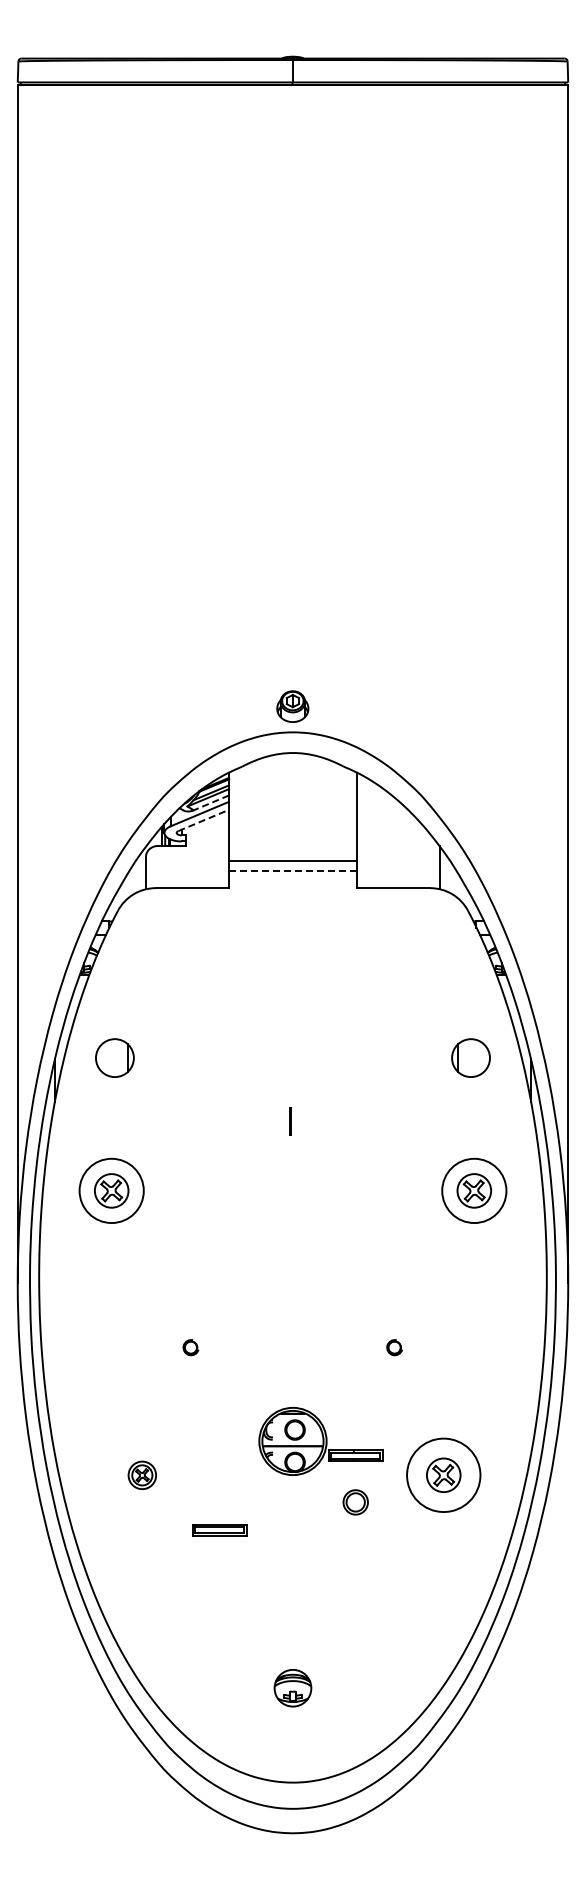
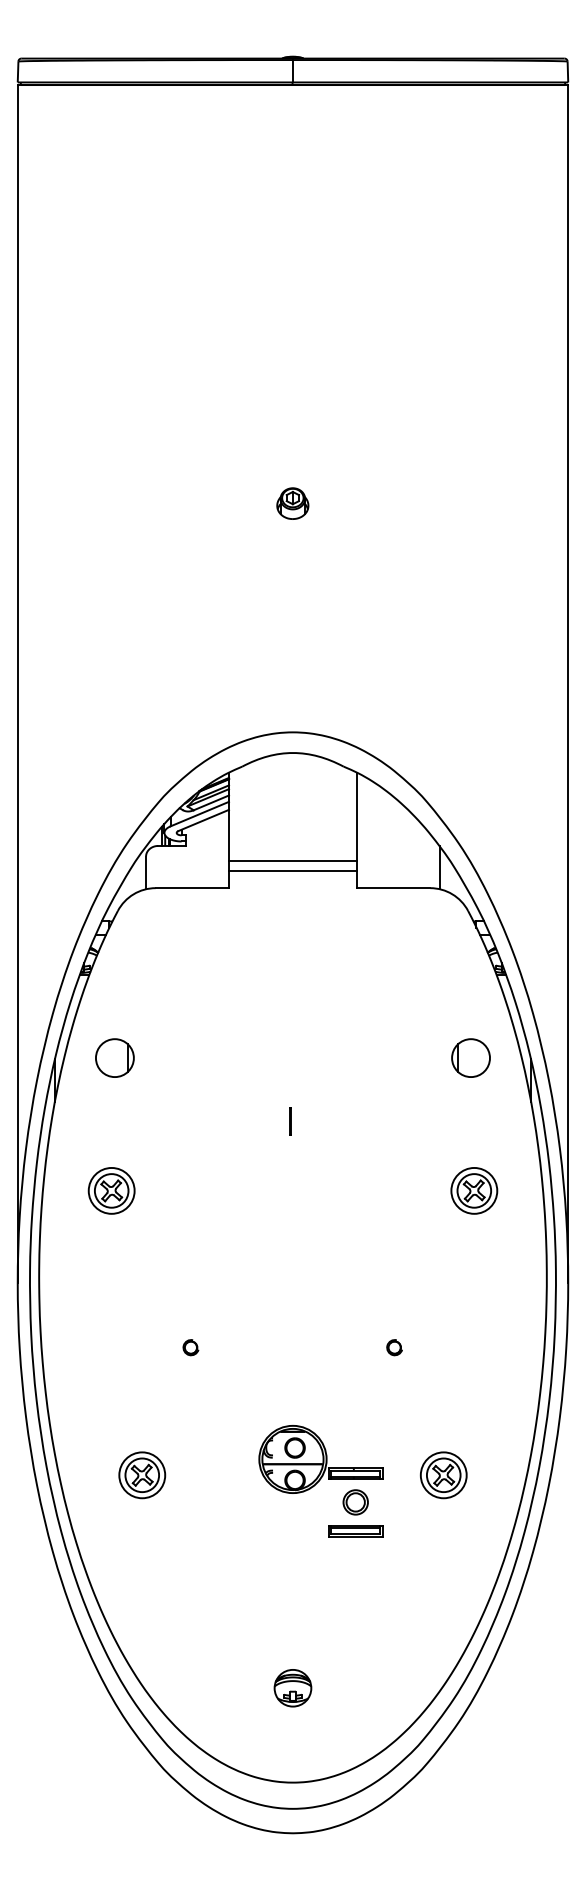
part position: (292, 706) -> (292, 503) (292, 503)
line: dashed -> solid (210, 803)
line: dashed -> solid (204, 820)
line: dashed -> solid (292, 870)
circle diameter: 64 px -> 46 px (111, 1190)
circle diameter: 64 px -> 46 px (474, 1190)
part position: (320, 1441) -> (320, 1459) (320, 1459)
part size: 30x30 px -> 49x49 px (142, 1475)
circle diameter: 73 px -> 46 px (443, 1475)
part position: (219, 1530) -> (355, 1531) (355, 1531)
